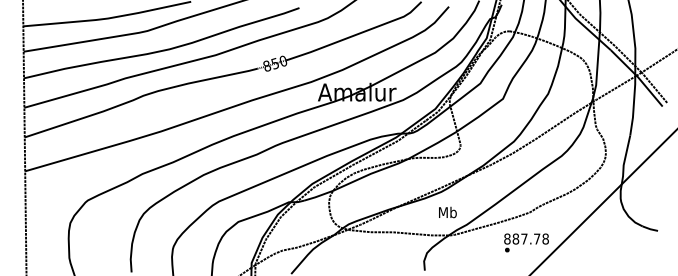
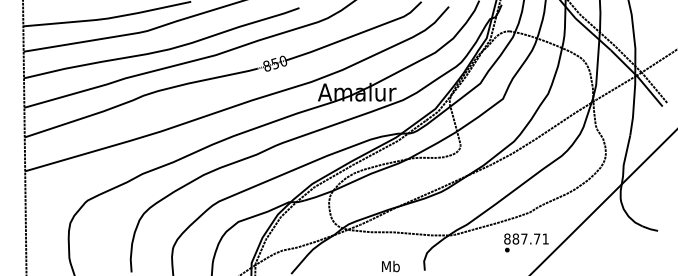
text position: (447, 212) -> (390, 266) (390, 266)
text: 887.78 -> 887.71 (545, 238)
